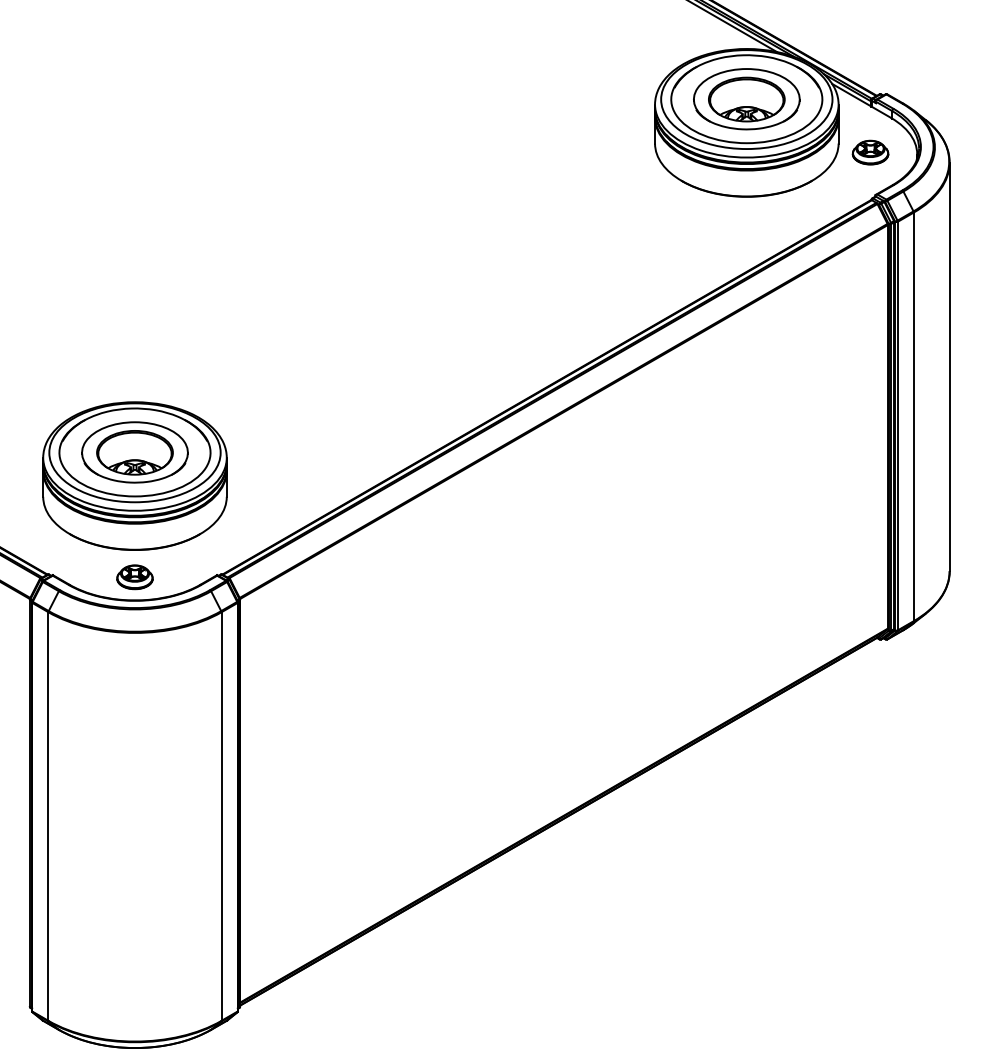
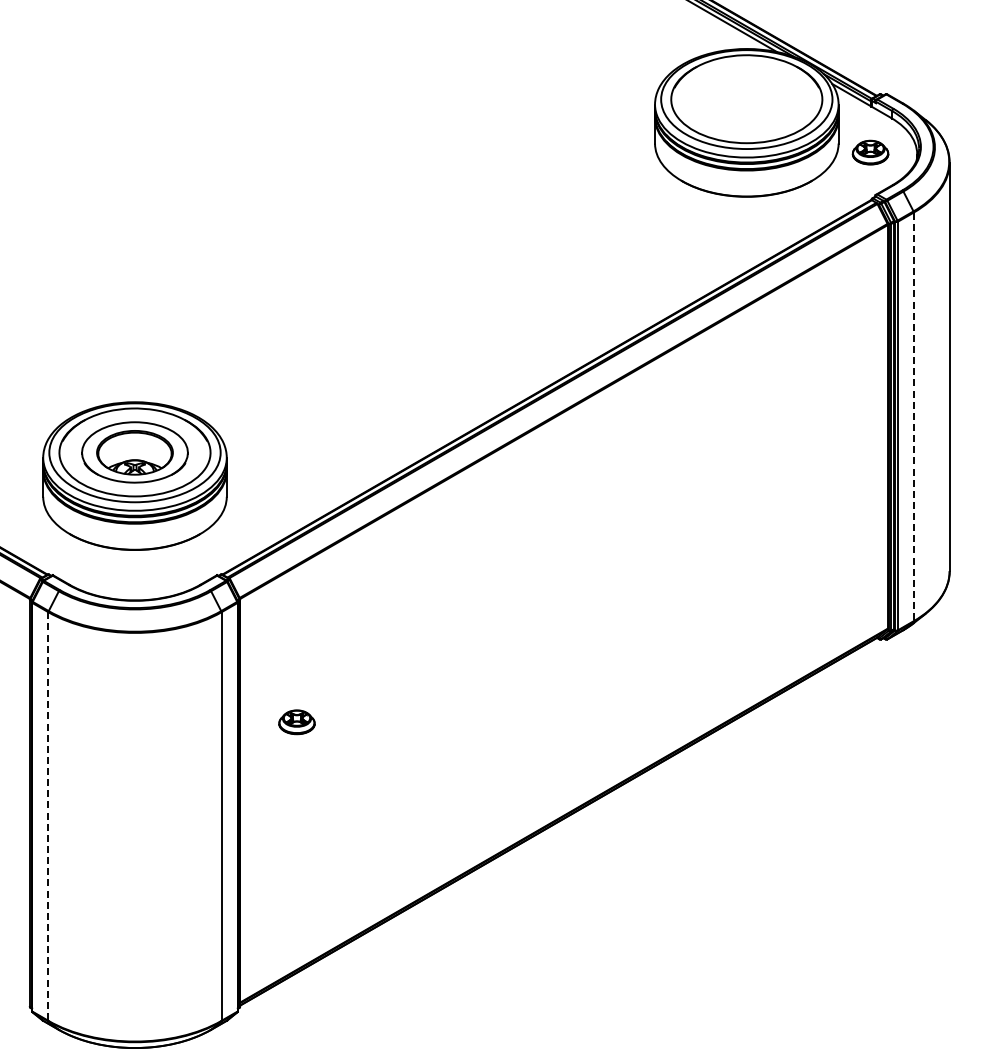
part: present -> none (746, 99)
line: solid -> dashed (913, 417)
part position: (134, 577) -> (296, 722) (296, 722)
line: solid -> dashed (48, 817)
